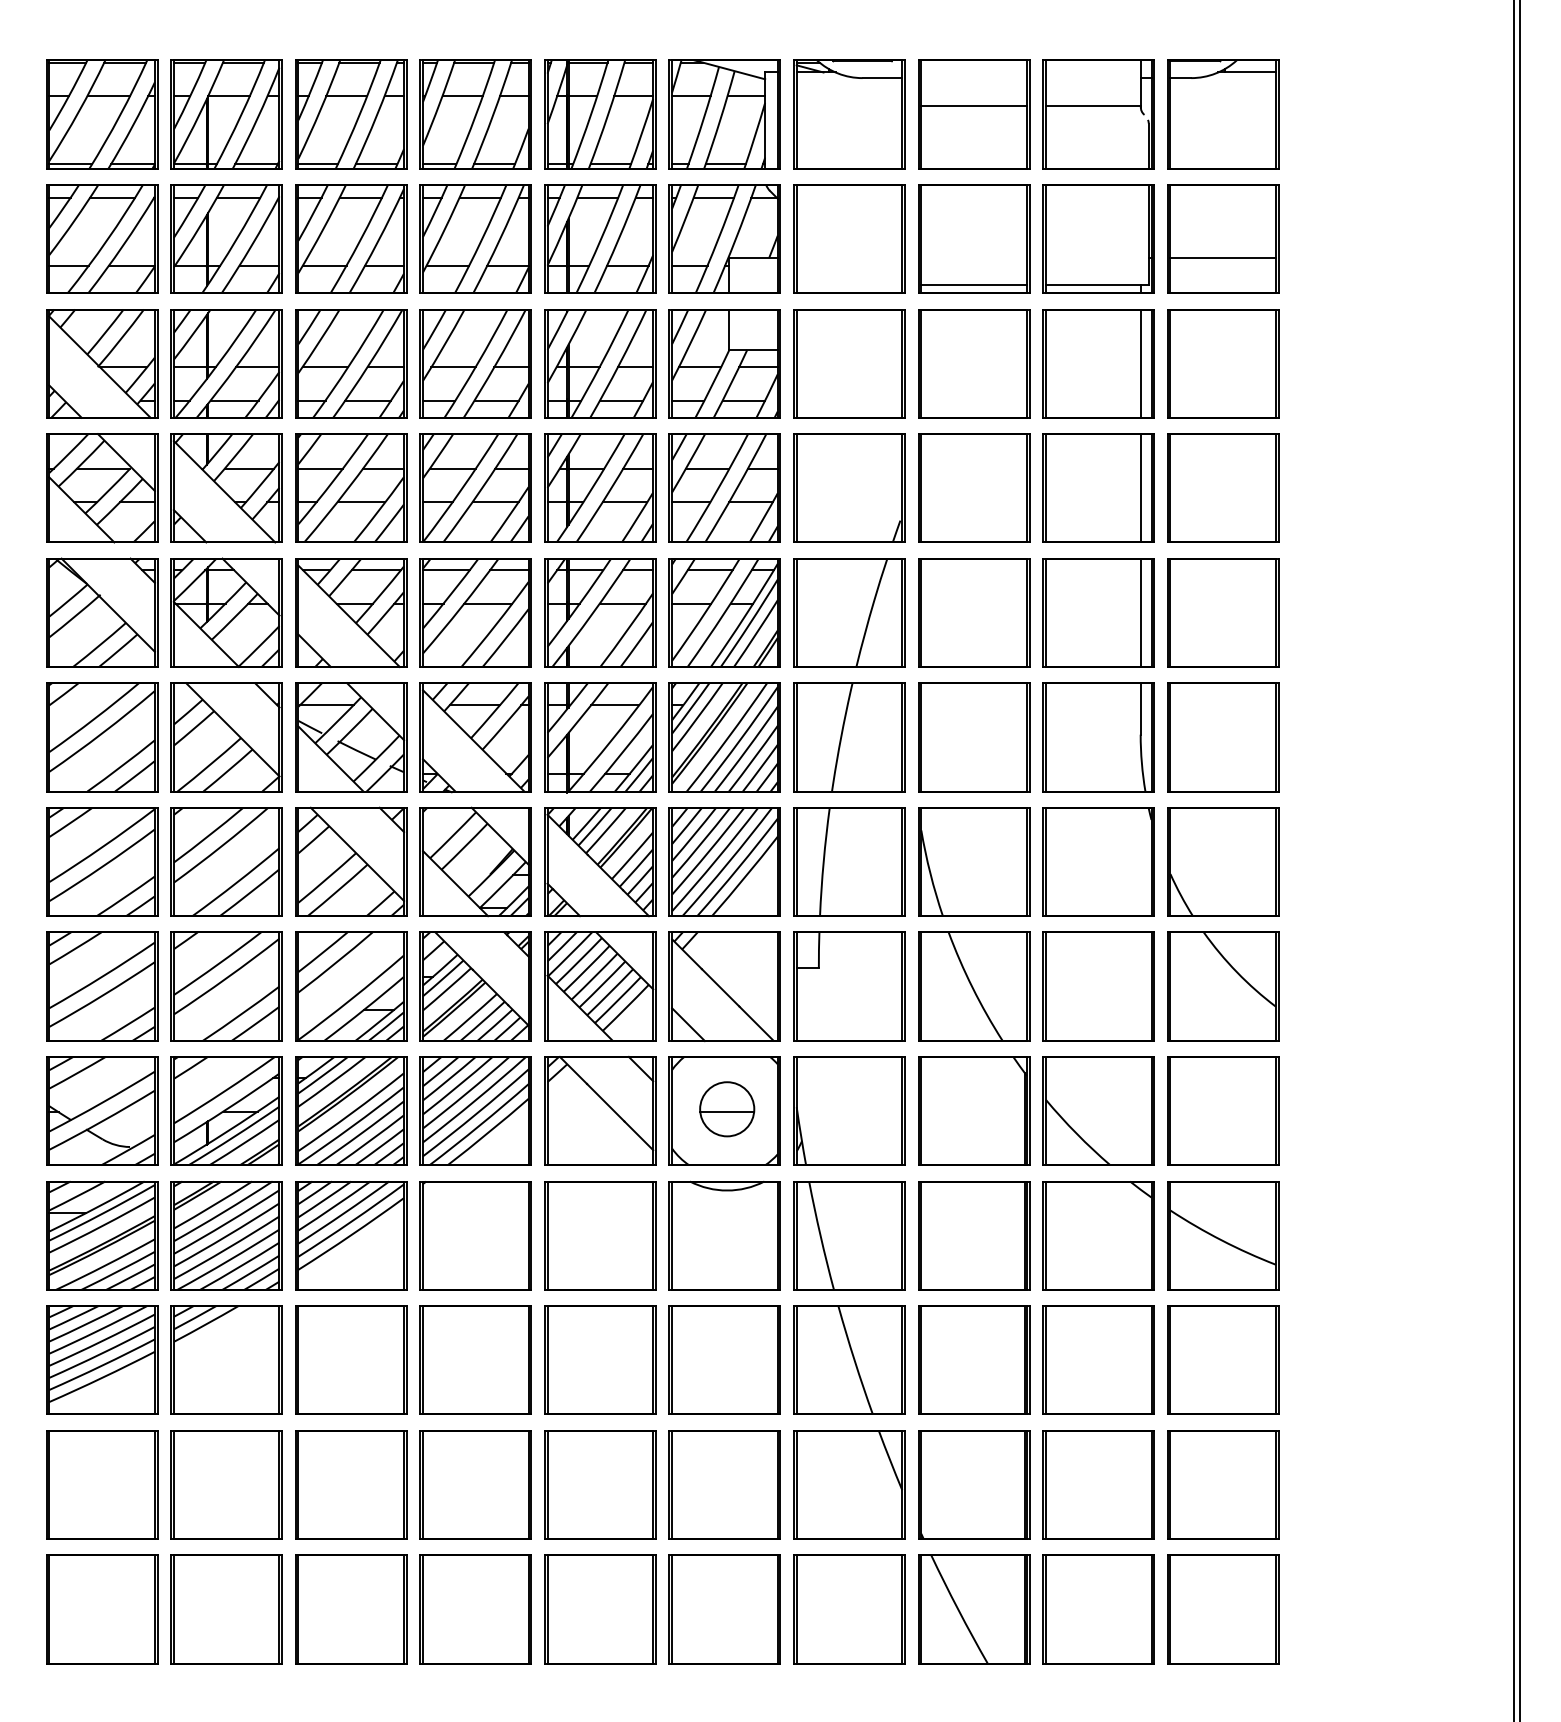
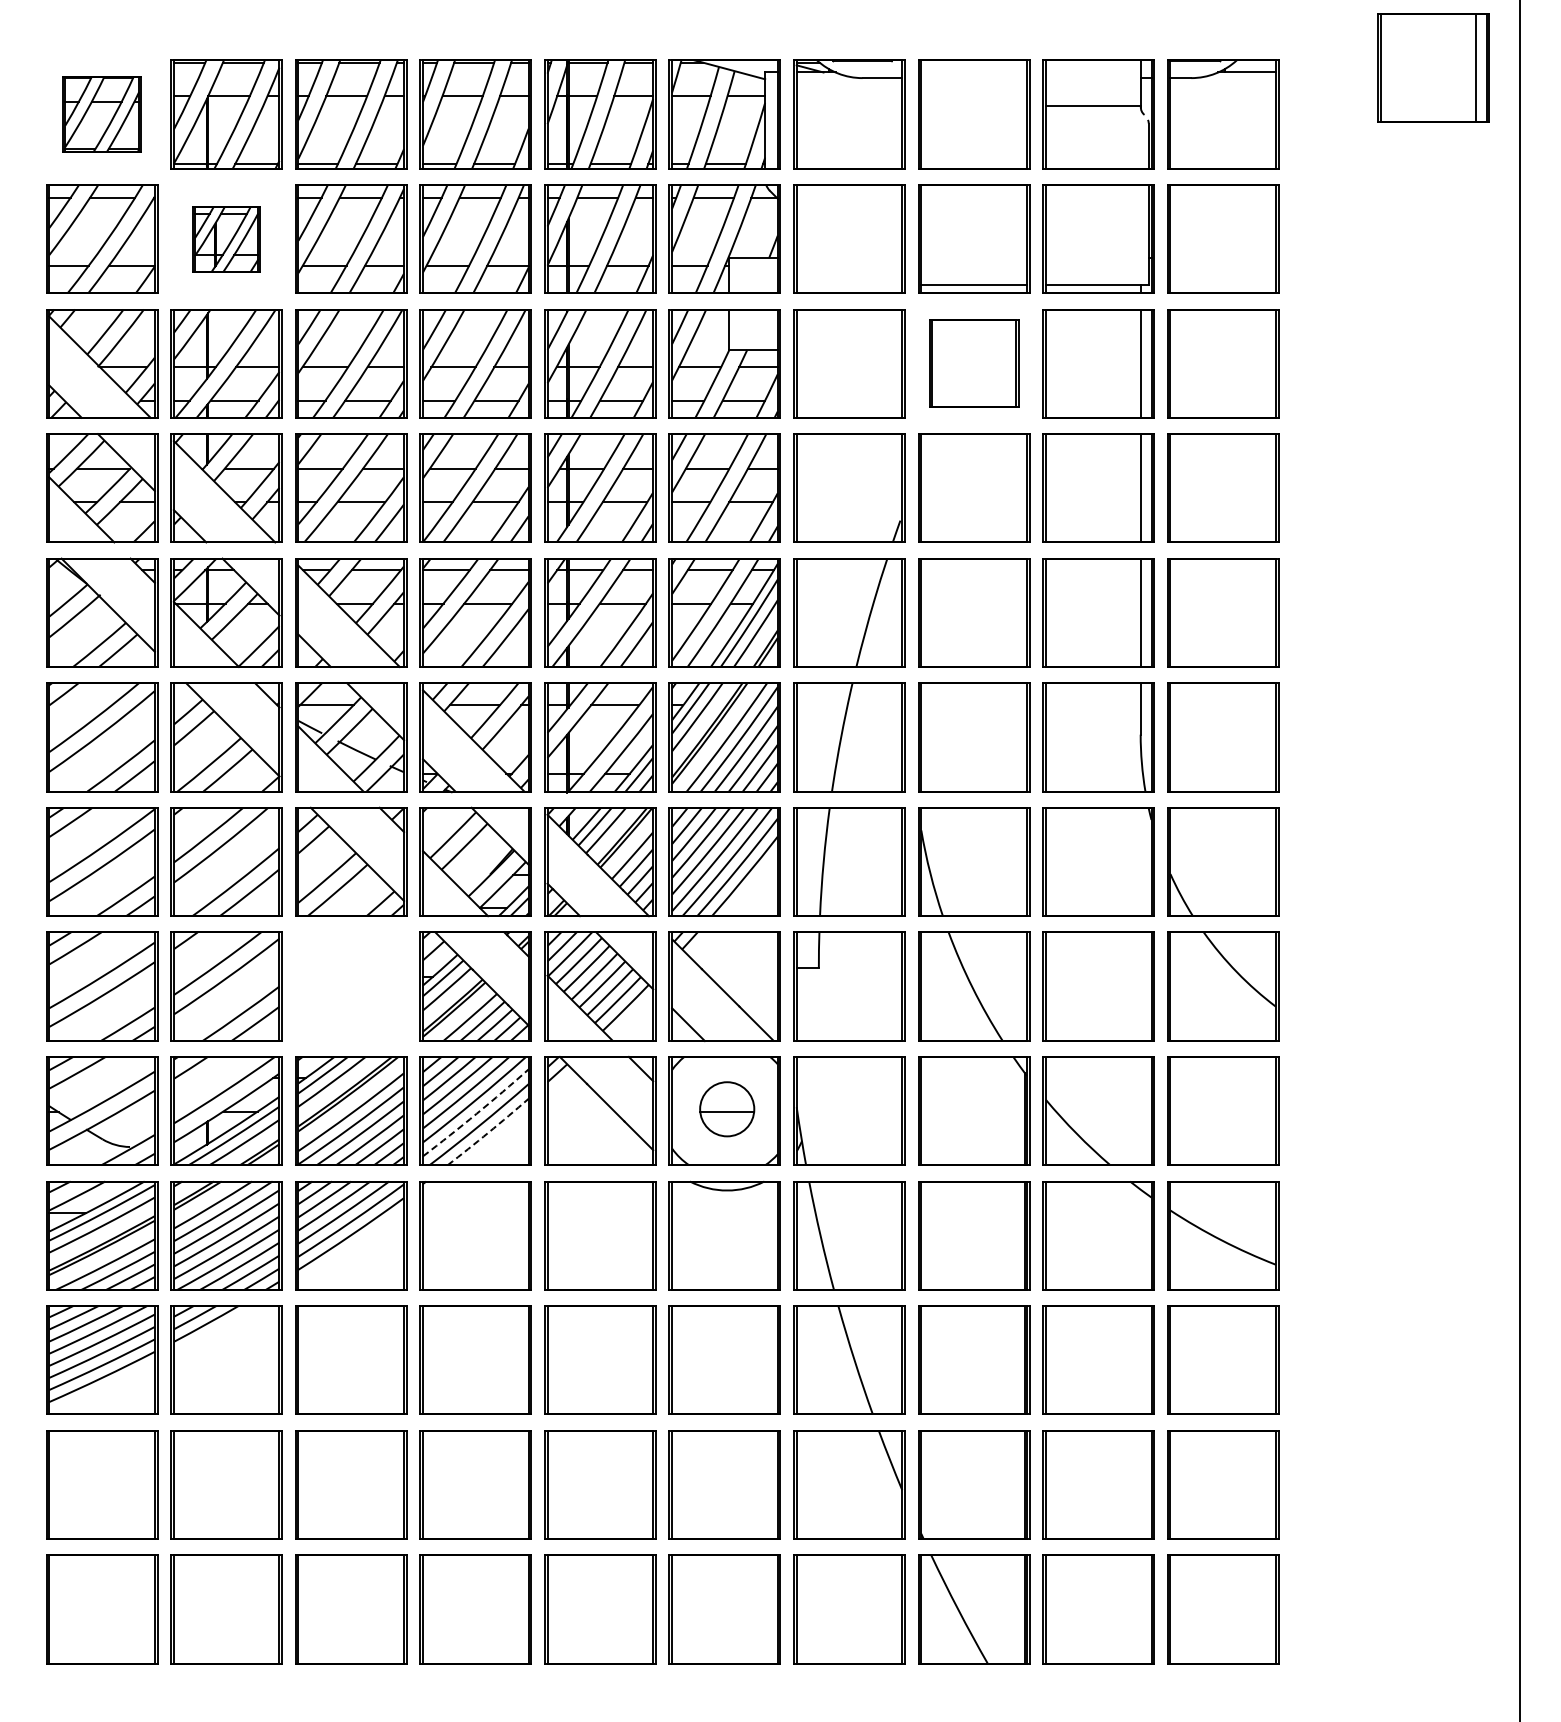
part: none -> present (1433, 67)
line: present -> none (973, 106)
part size: 113x111 px -> 80x77 px (101, 114)
part size: 113x110 px -> 69x67 px (226, 239)
line: present -> none (1223, 257)
part size: 113x110 px -> 91x89 px (974, 363)
line: present -> none (1514, 860)
part: present -> none (351, 986)
arc: solid -> dashed (476, 1113)
arc: solid -> dashed (488, 1132)
